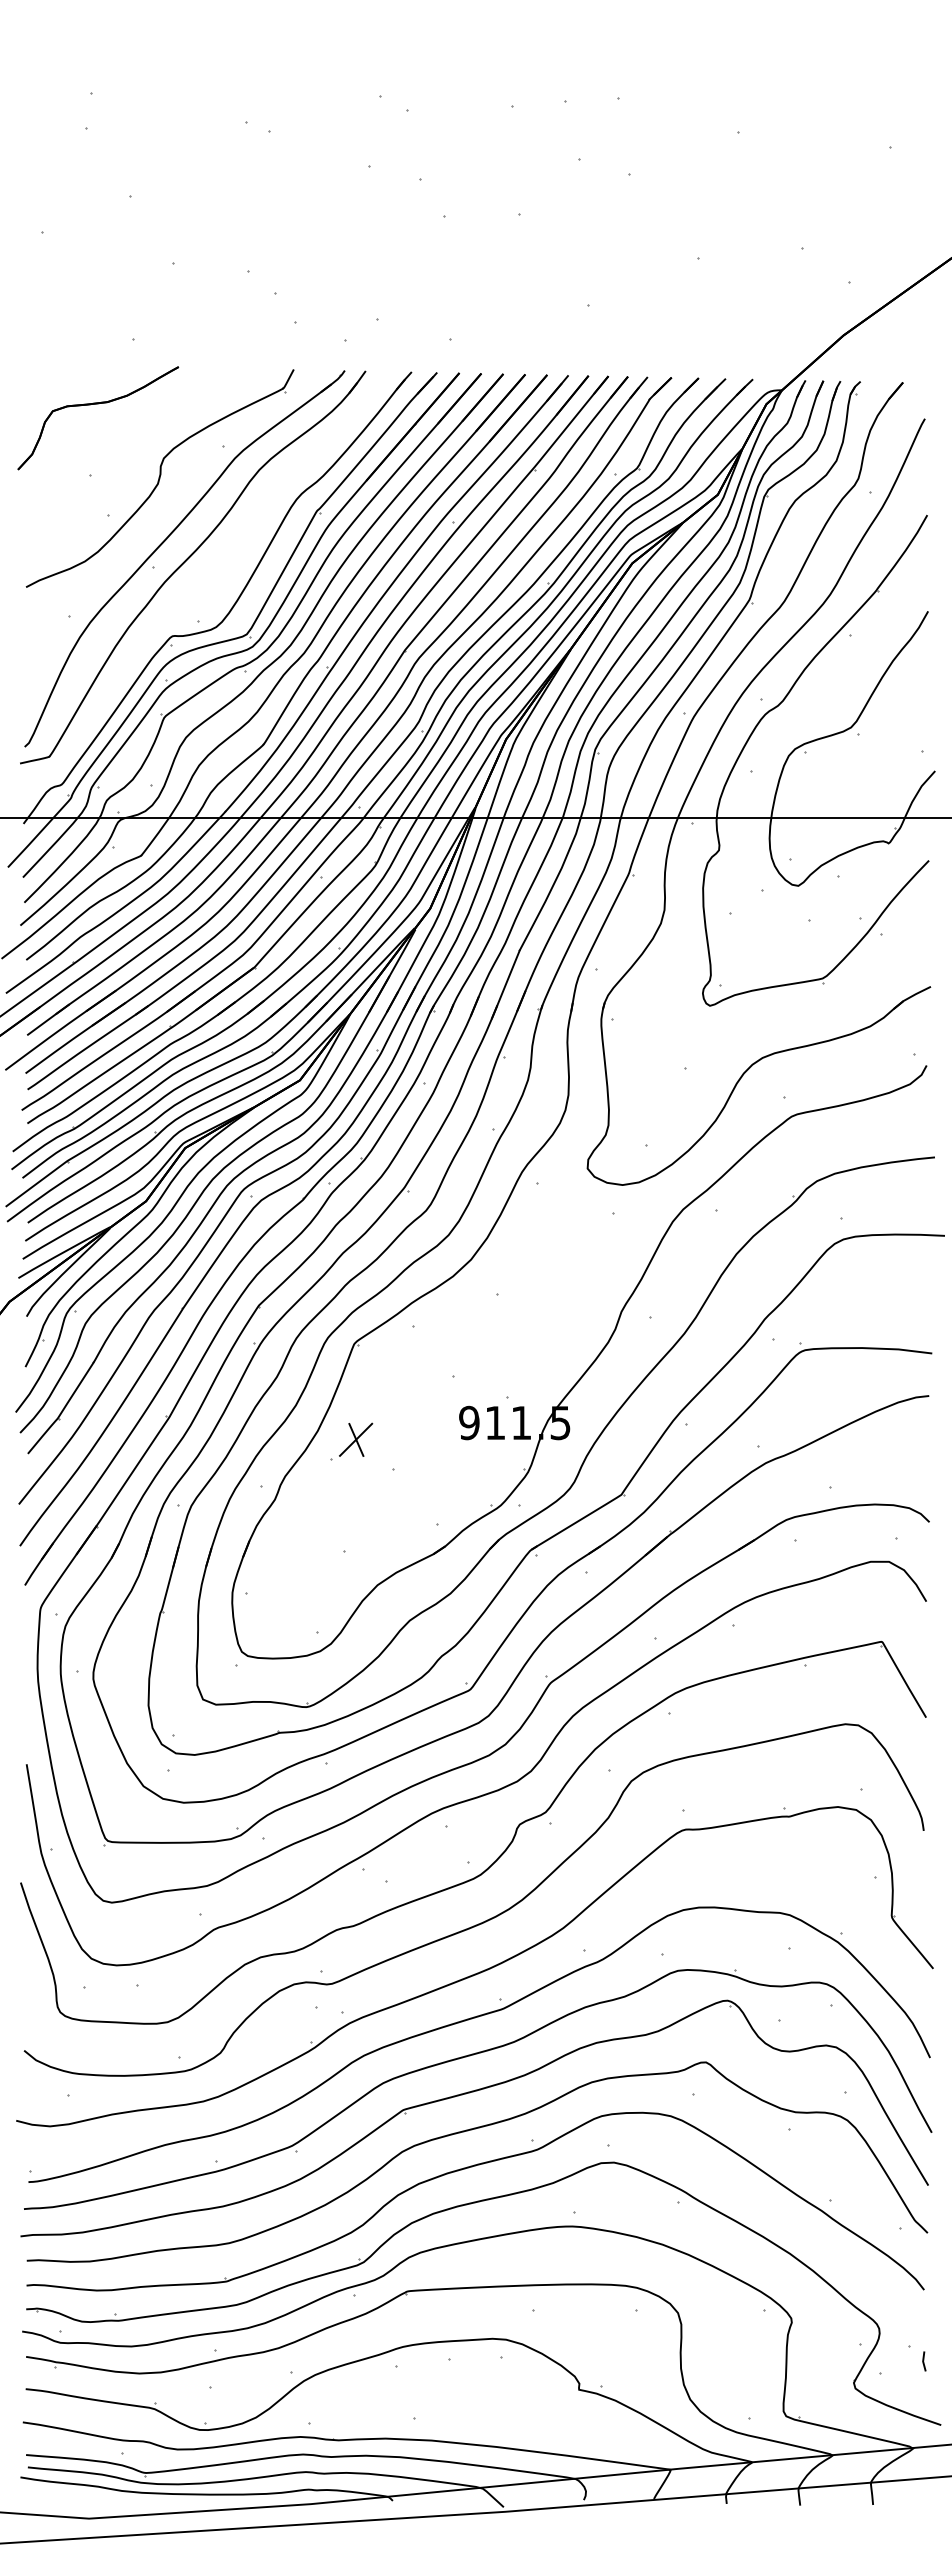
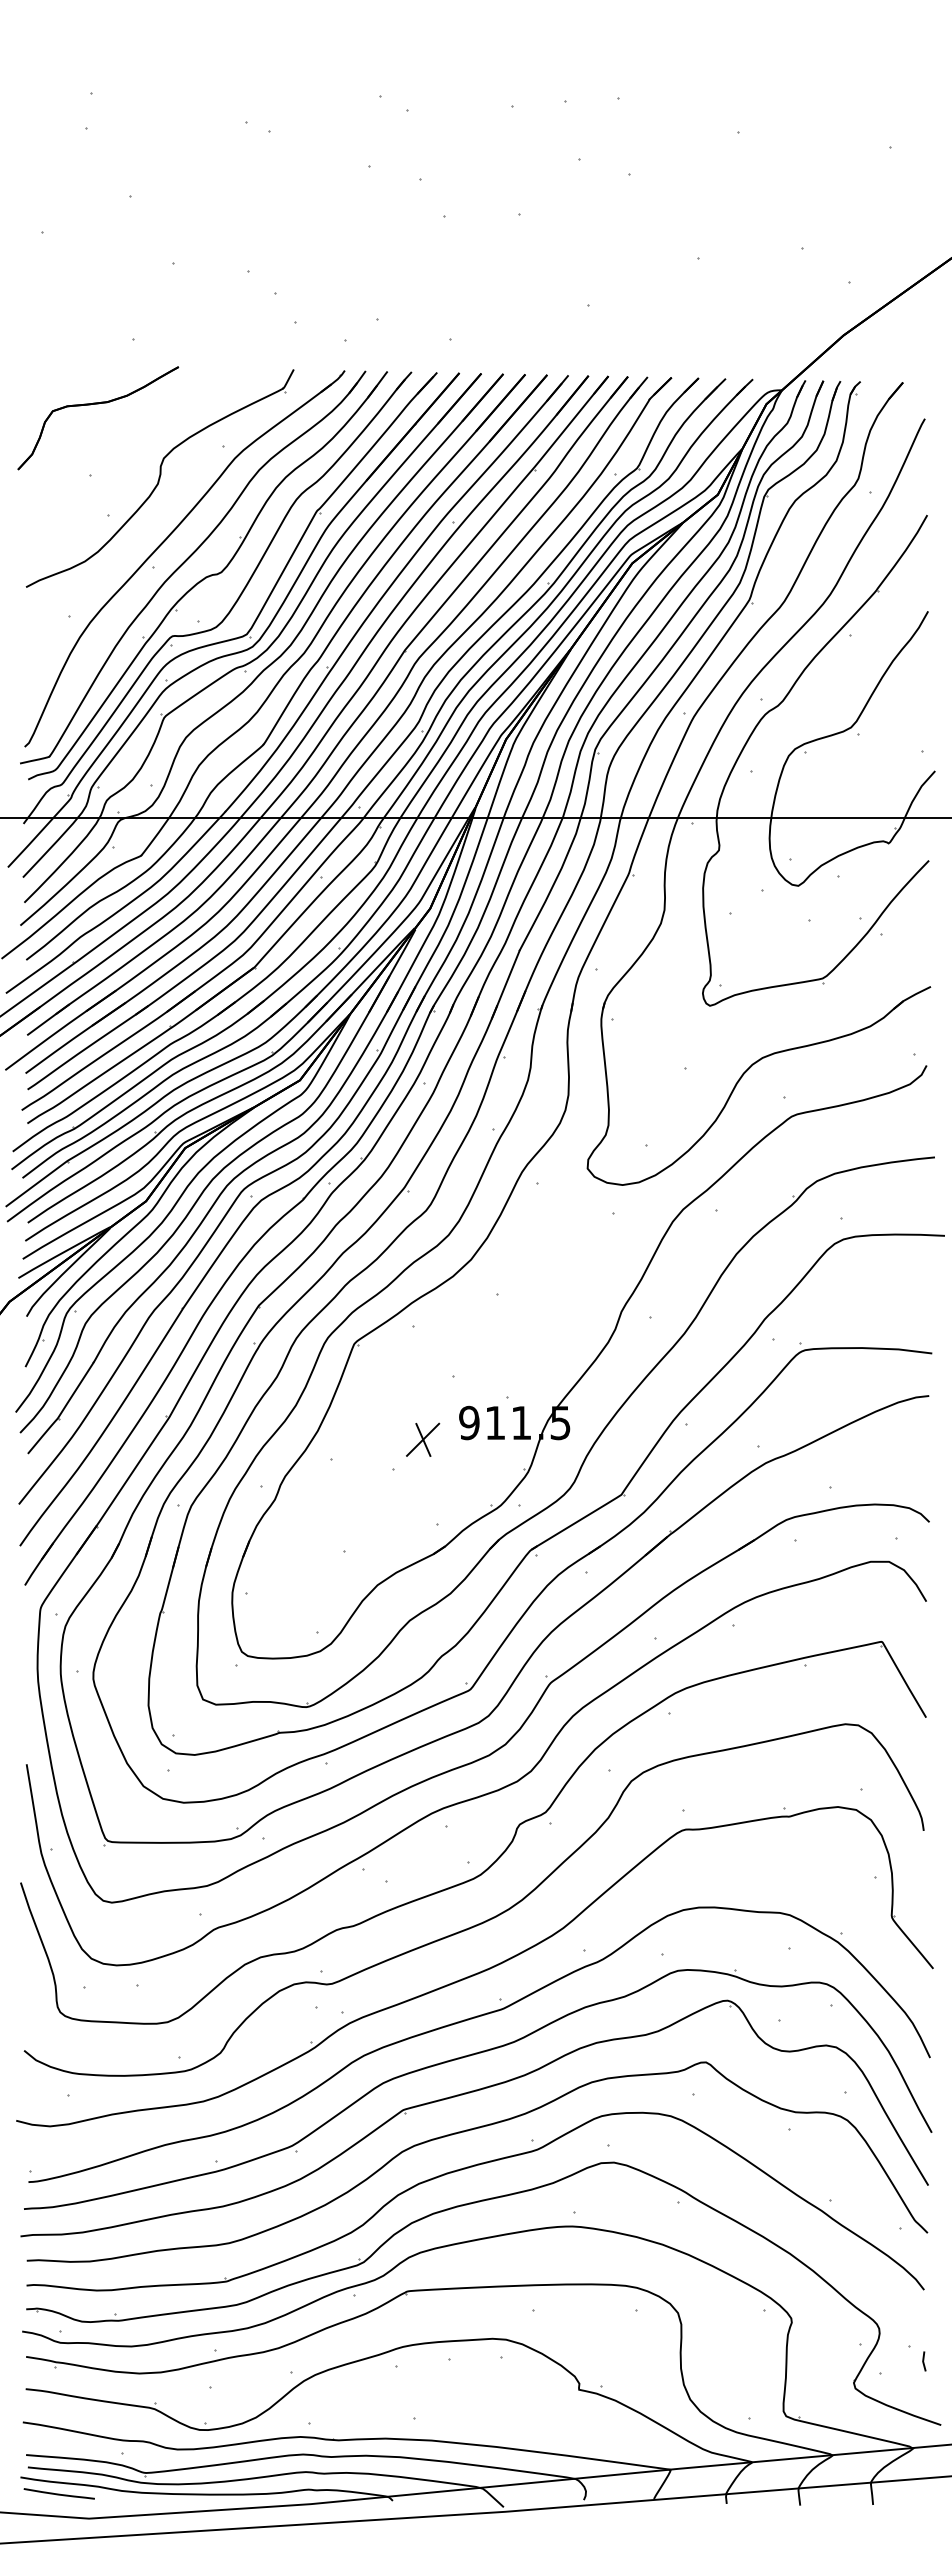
part: none -> present (207, 575)
part position: (356, 1439) -> (423, 1439) (423, 1439)
line: none -> present (58, 2493)
